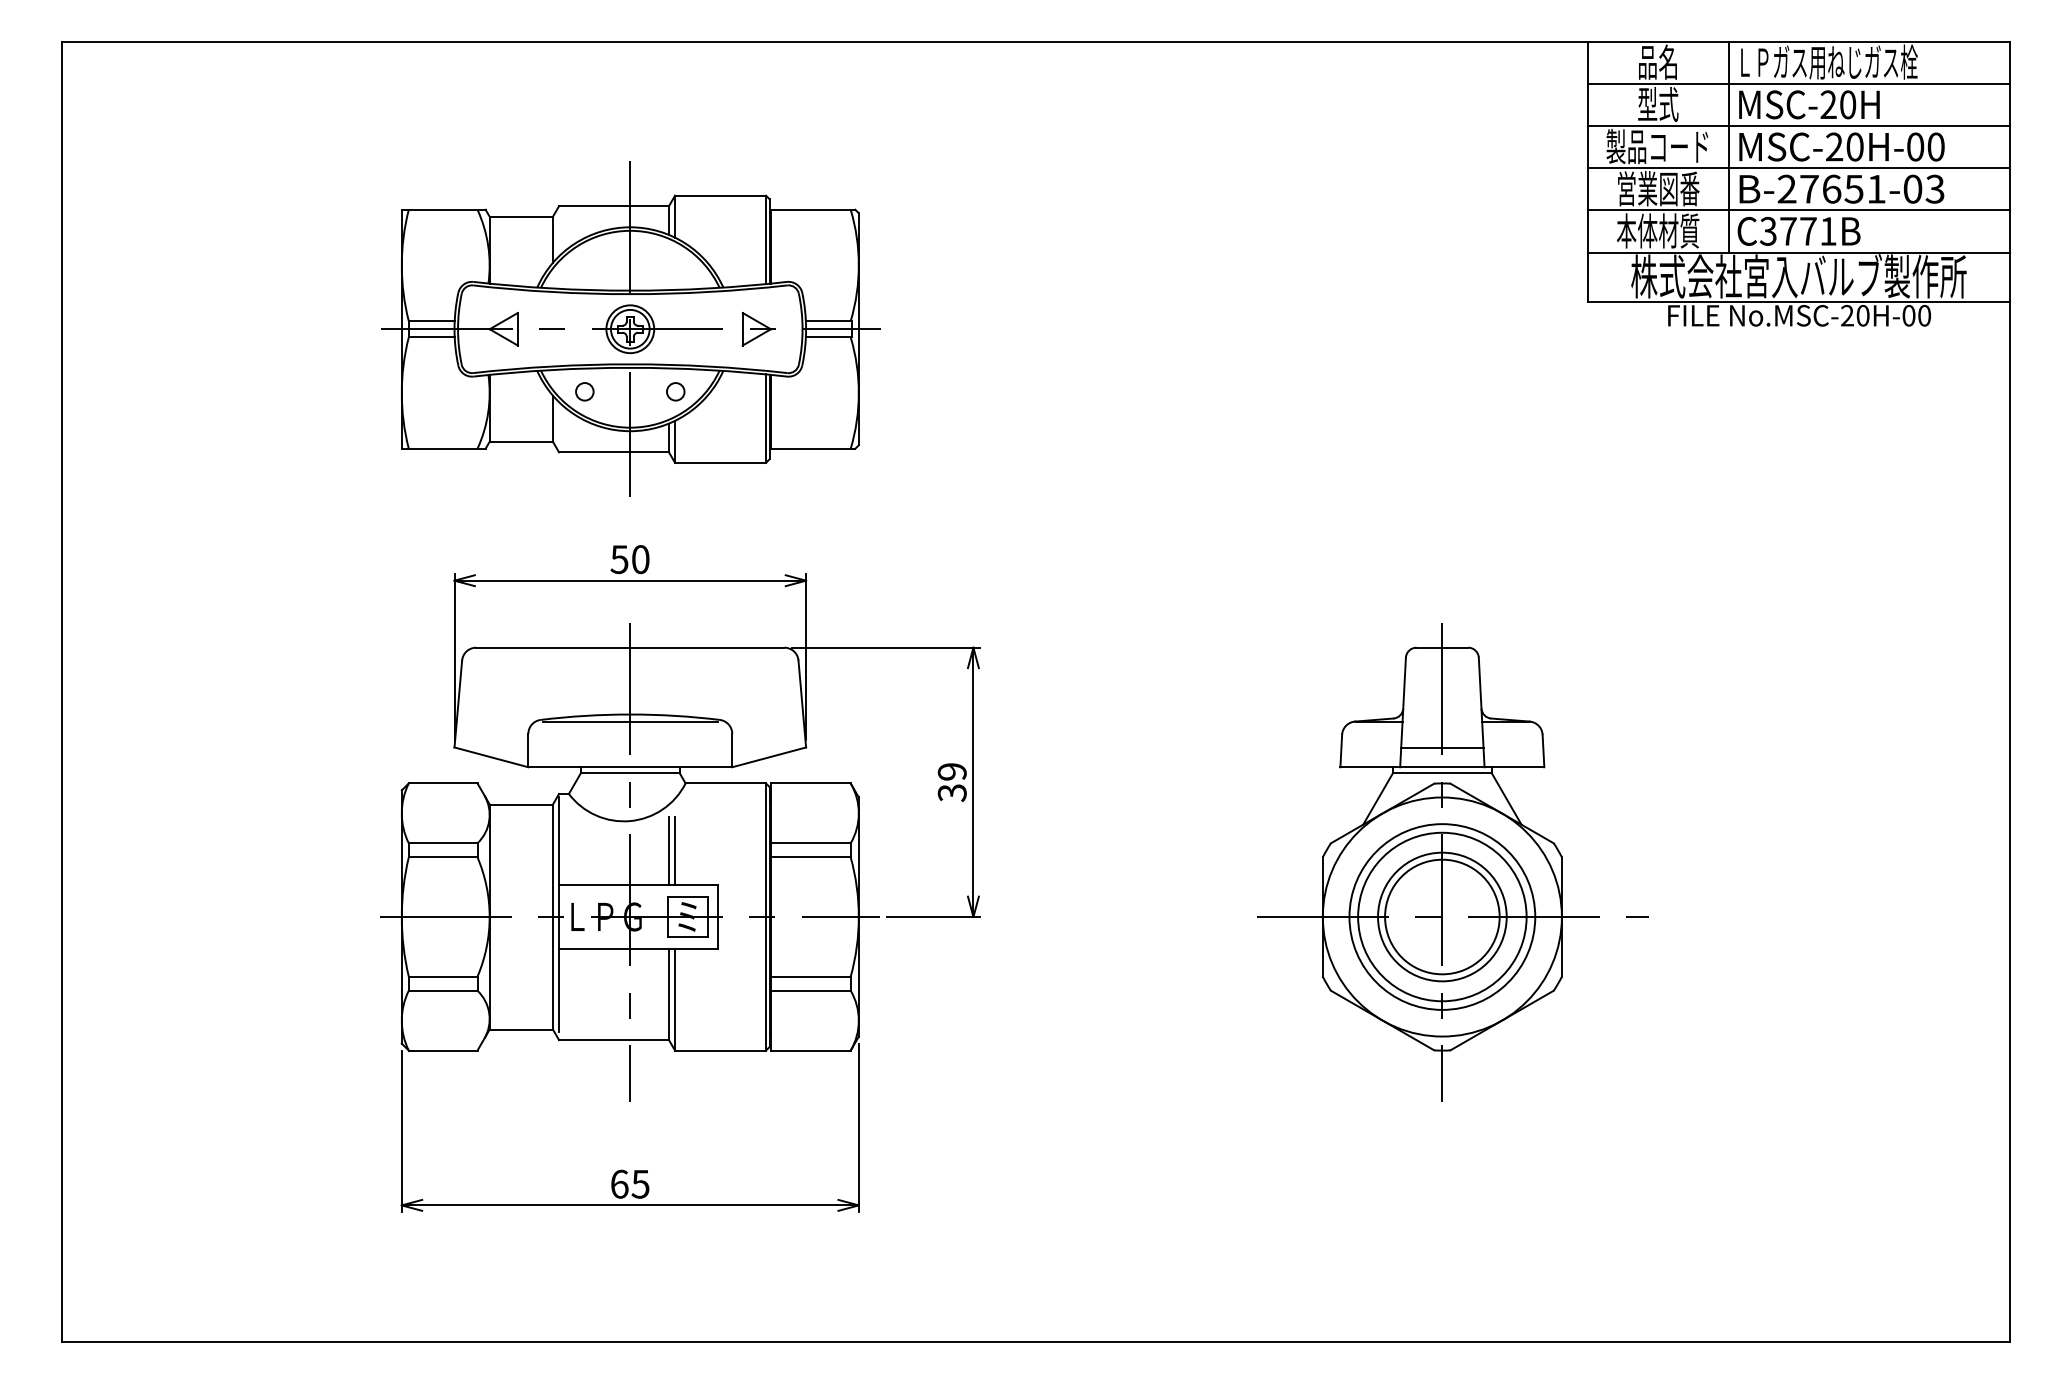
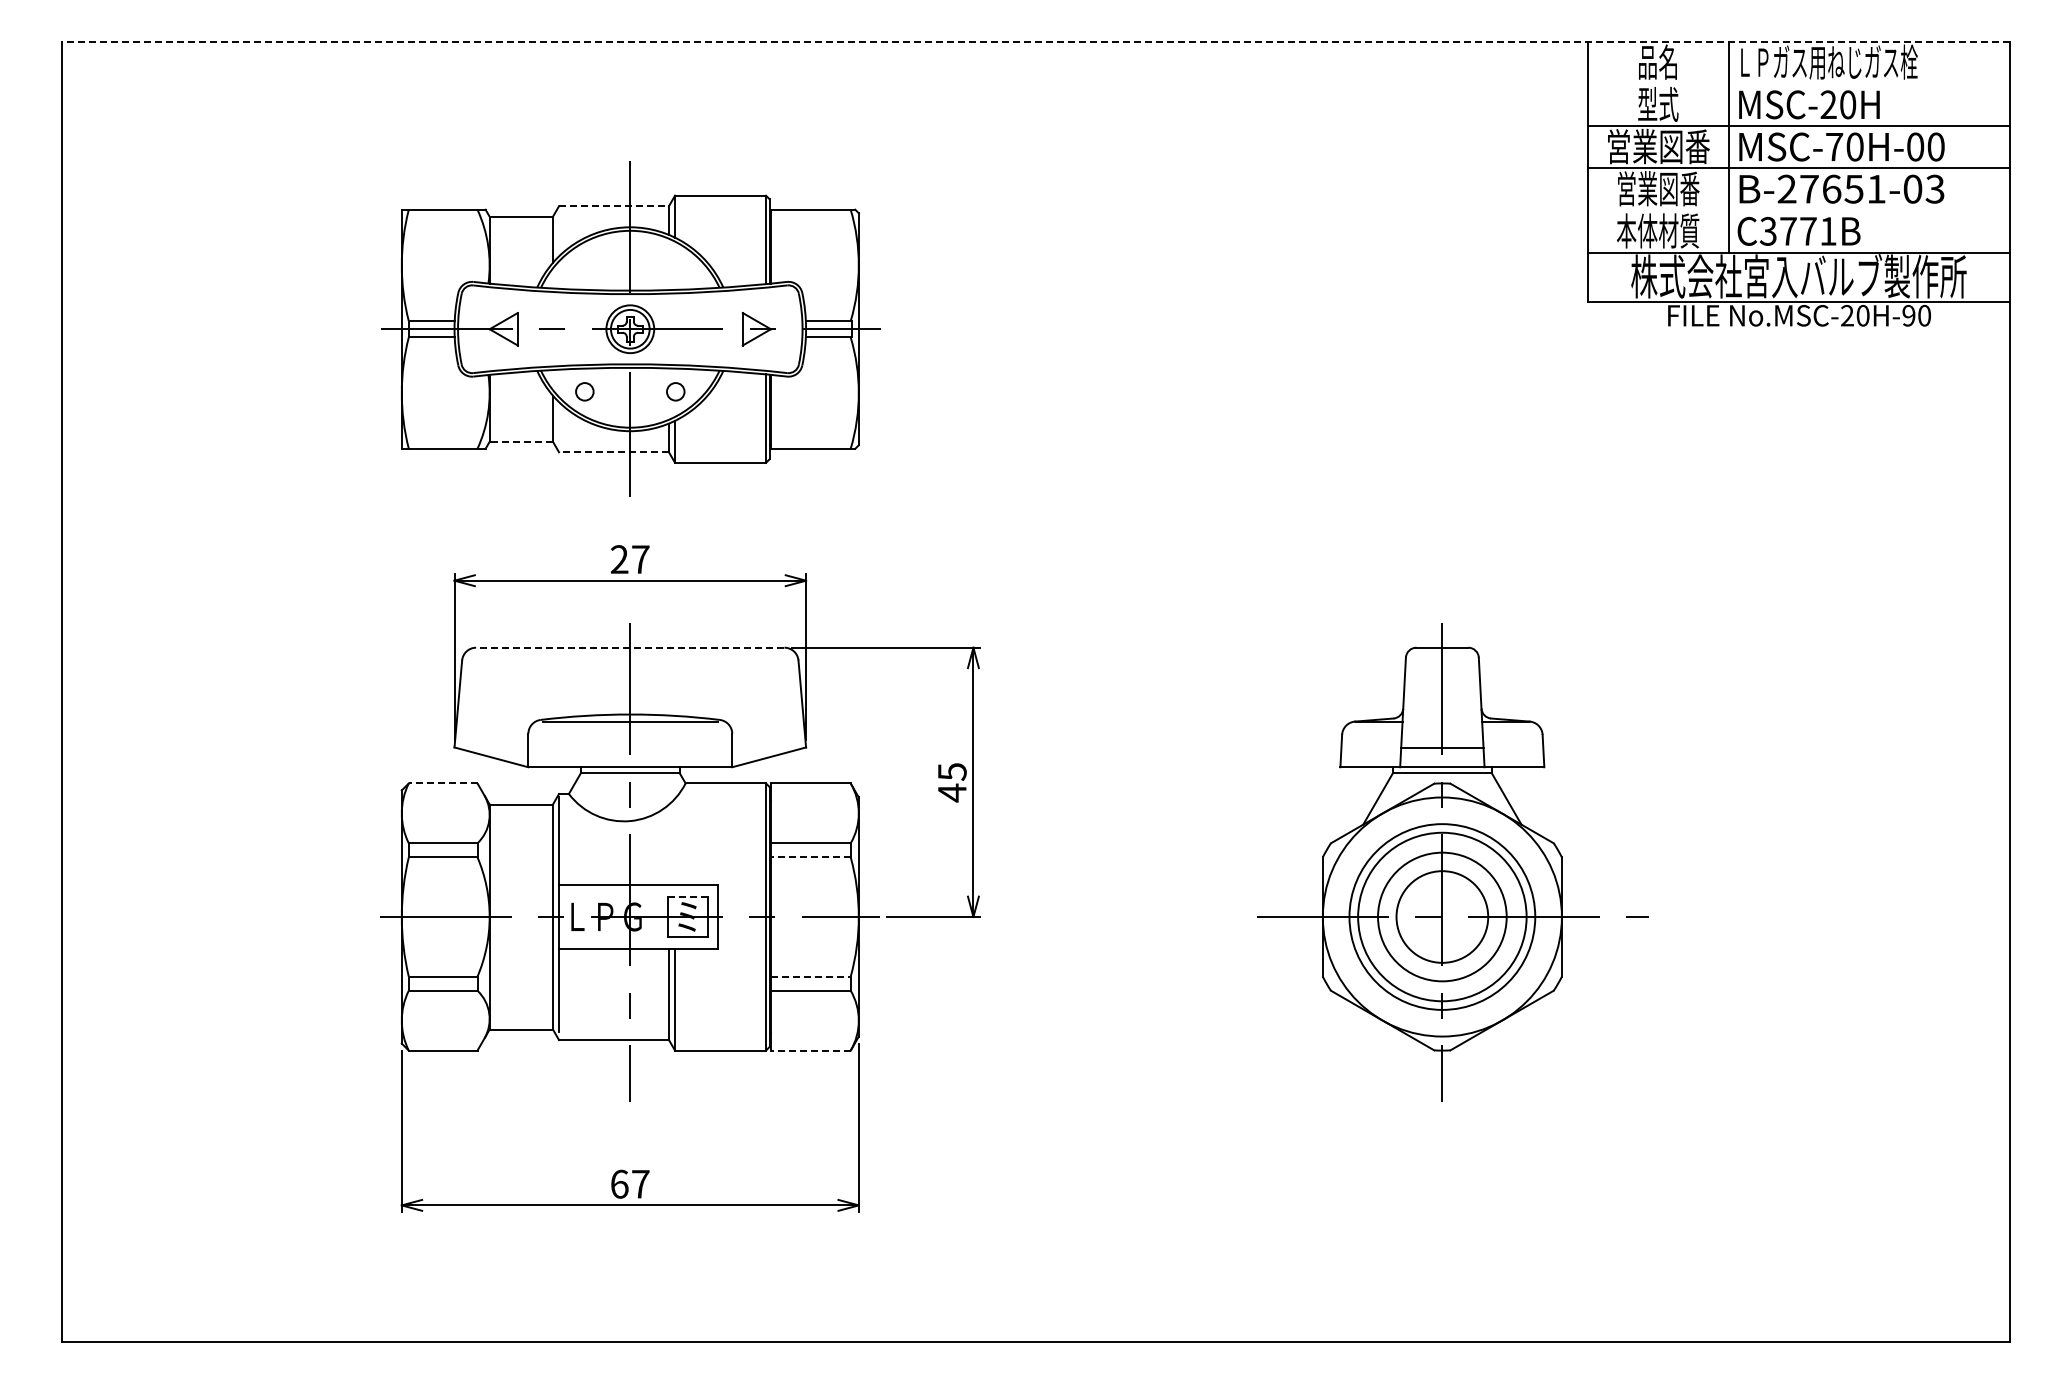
line: solid -> dashed (1036, 41)
line: present -> none (1798, 83)
text: 製品コード -> 営業図番 (1657, 146)
text: MSC-20H-00 -> MSC-70H-00 (1834, 146)
line: solid -> dashed (614, 206)
line: present -> none (1798, 210)
text: No.MSC-20H-00 -> No.MSC-20H-90 (1908, 315)
line: solid -> dashed (521, 441)
line: solid -> dashed (614, 452)
text: 50 -> 27 (629, 559)
line: solid -> dashed (629, 647)
text: 39 -> 45 (951, 782)
line: solid -> dashed (442, 783)
line: present -> none (668, 850)
line: present -> none (675, 850)
line: solid -> dashed (810, 857)
line: solid -> dashed (687, 897)
circle diameter: 115 px -> 92 px (1442, 916)
line: solid -> dashed (810, 976)
line: solid -> dashed (810, 1050)
text: 65 -> 67 (640, 1184)
